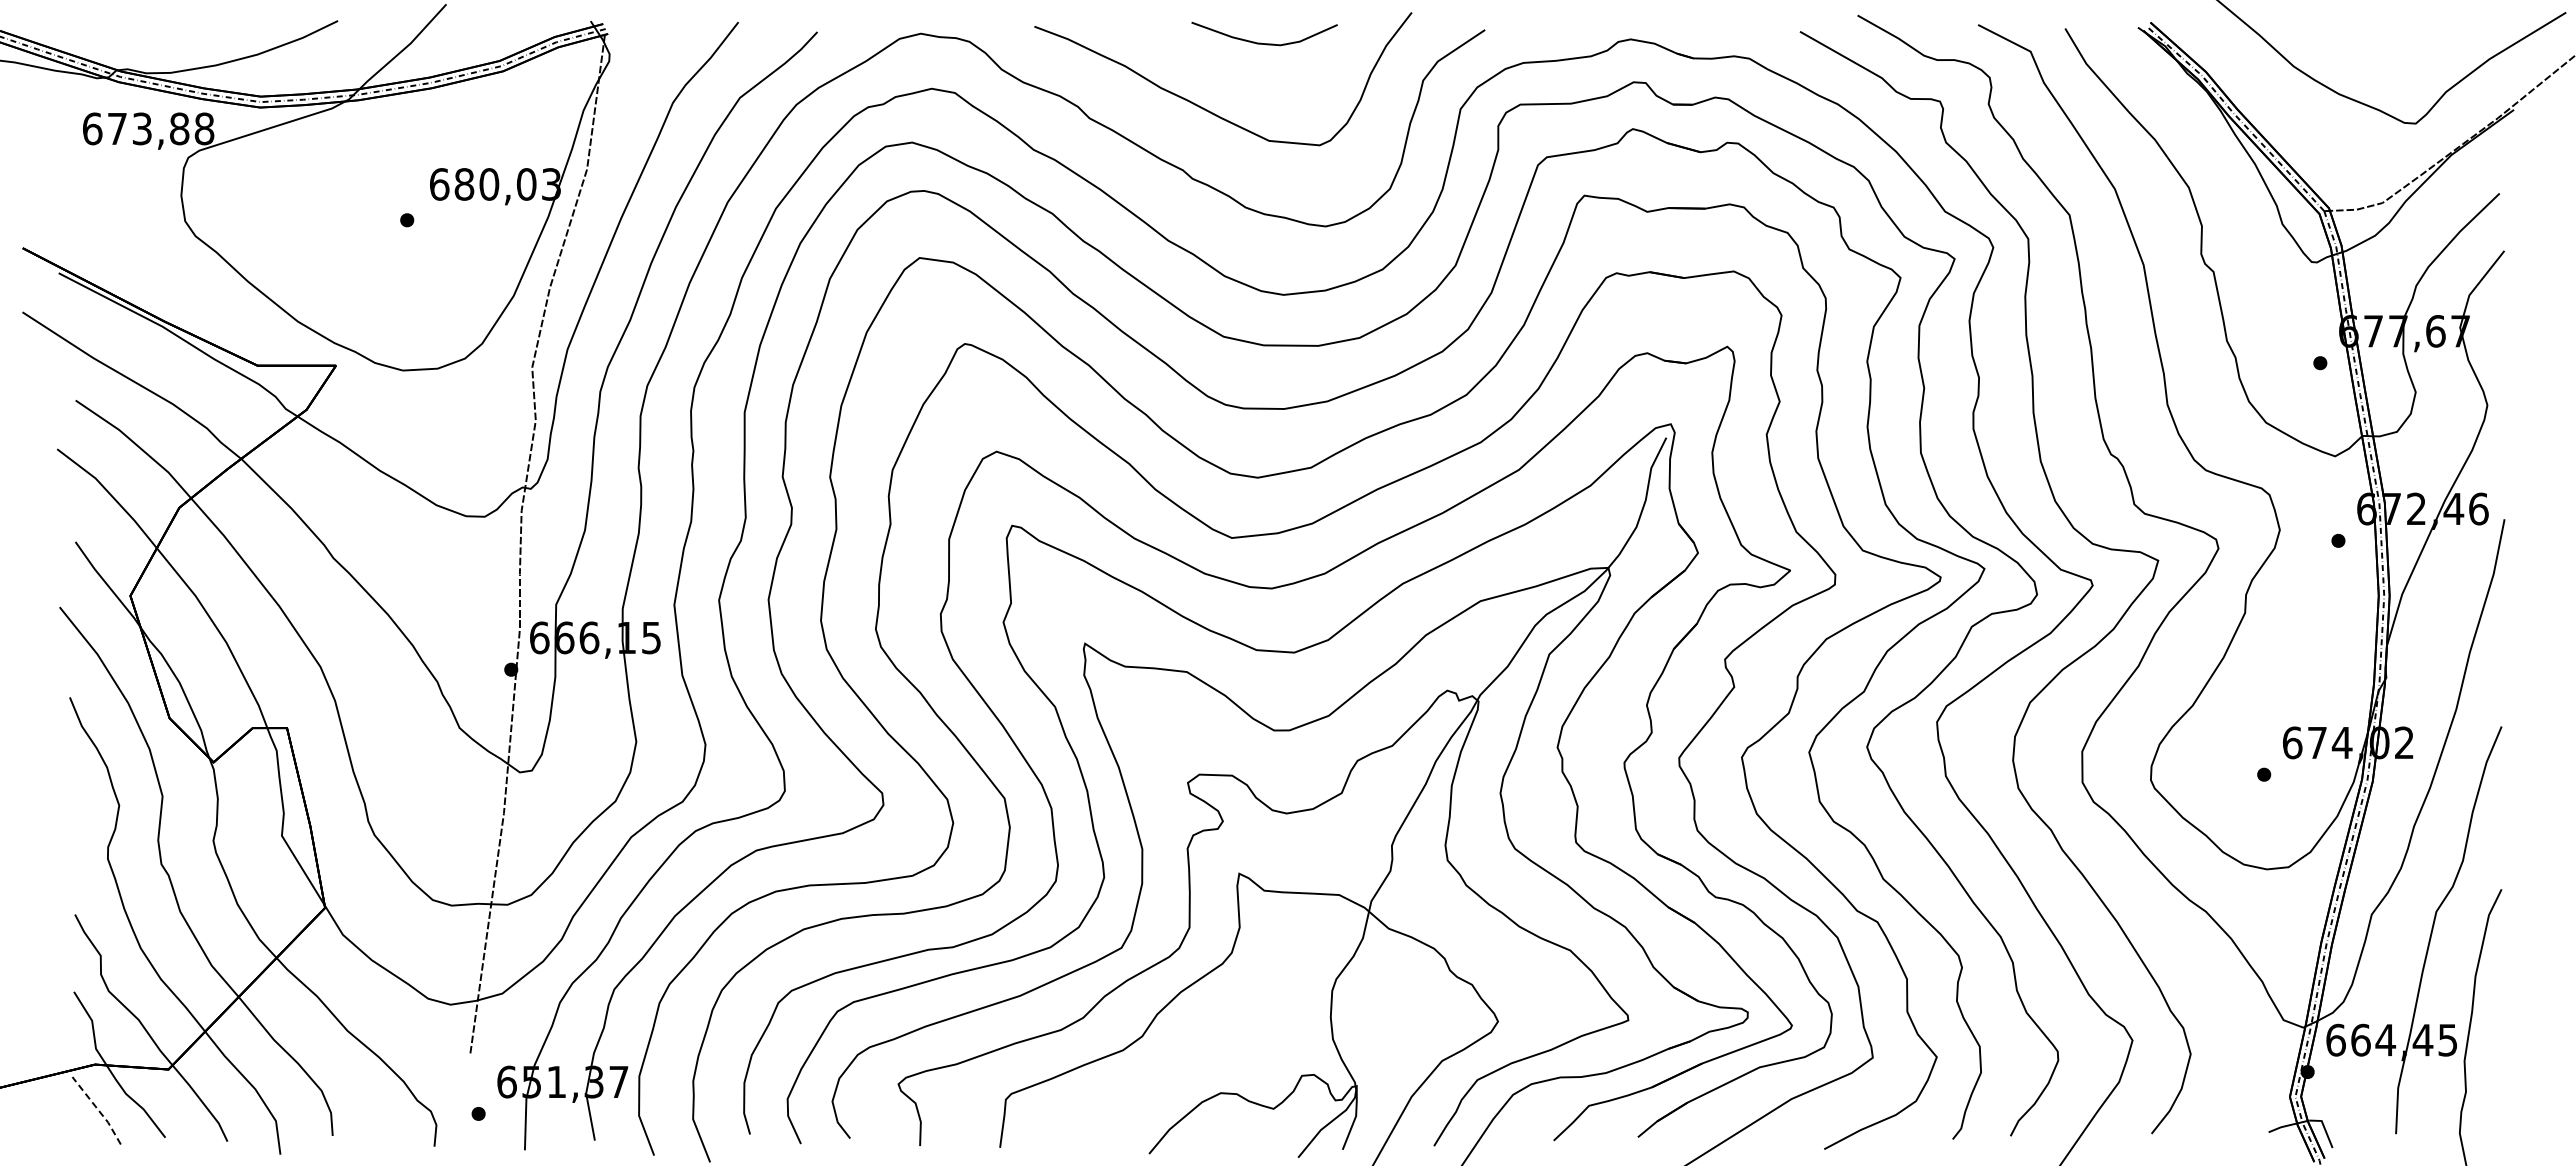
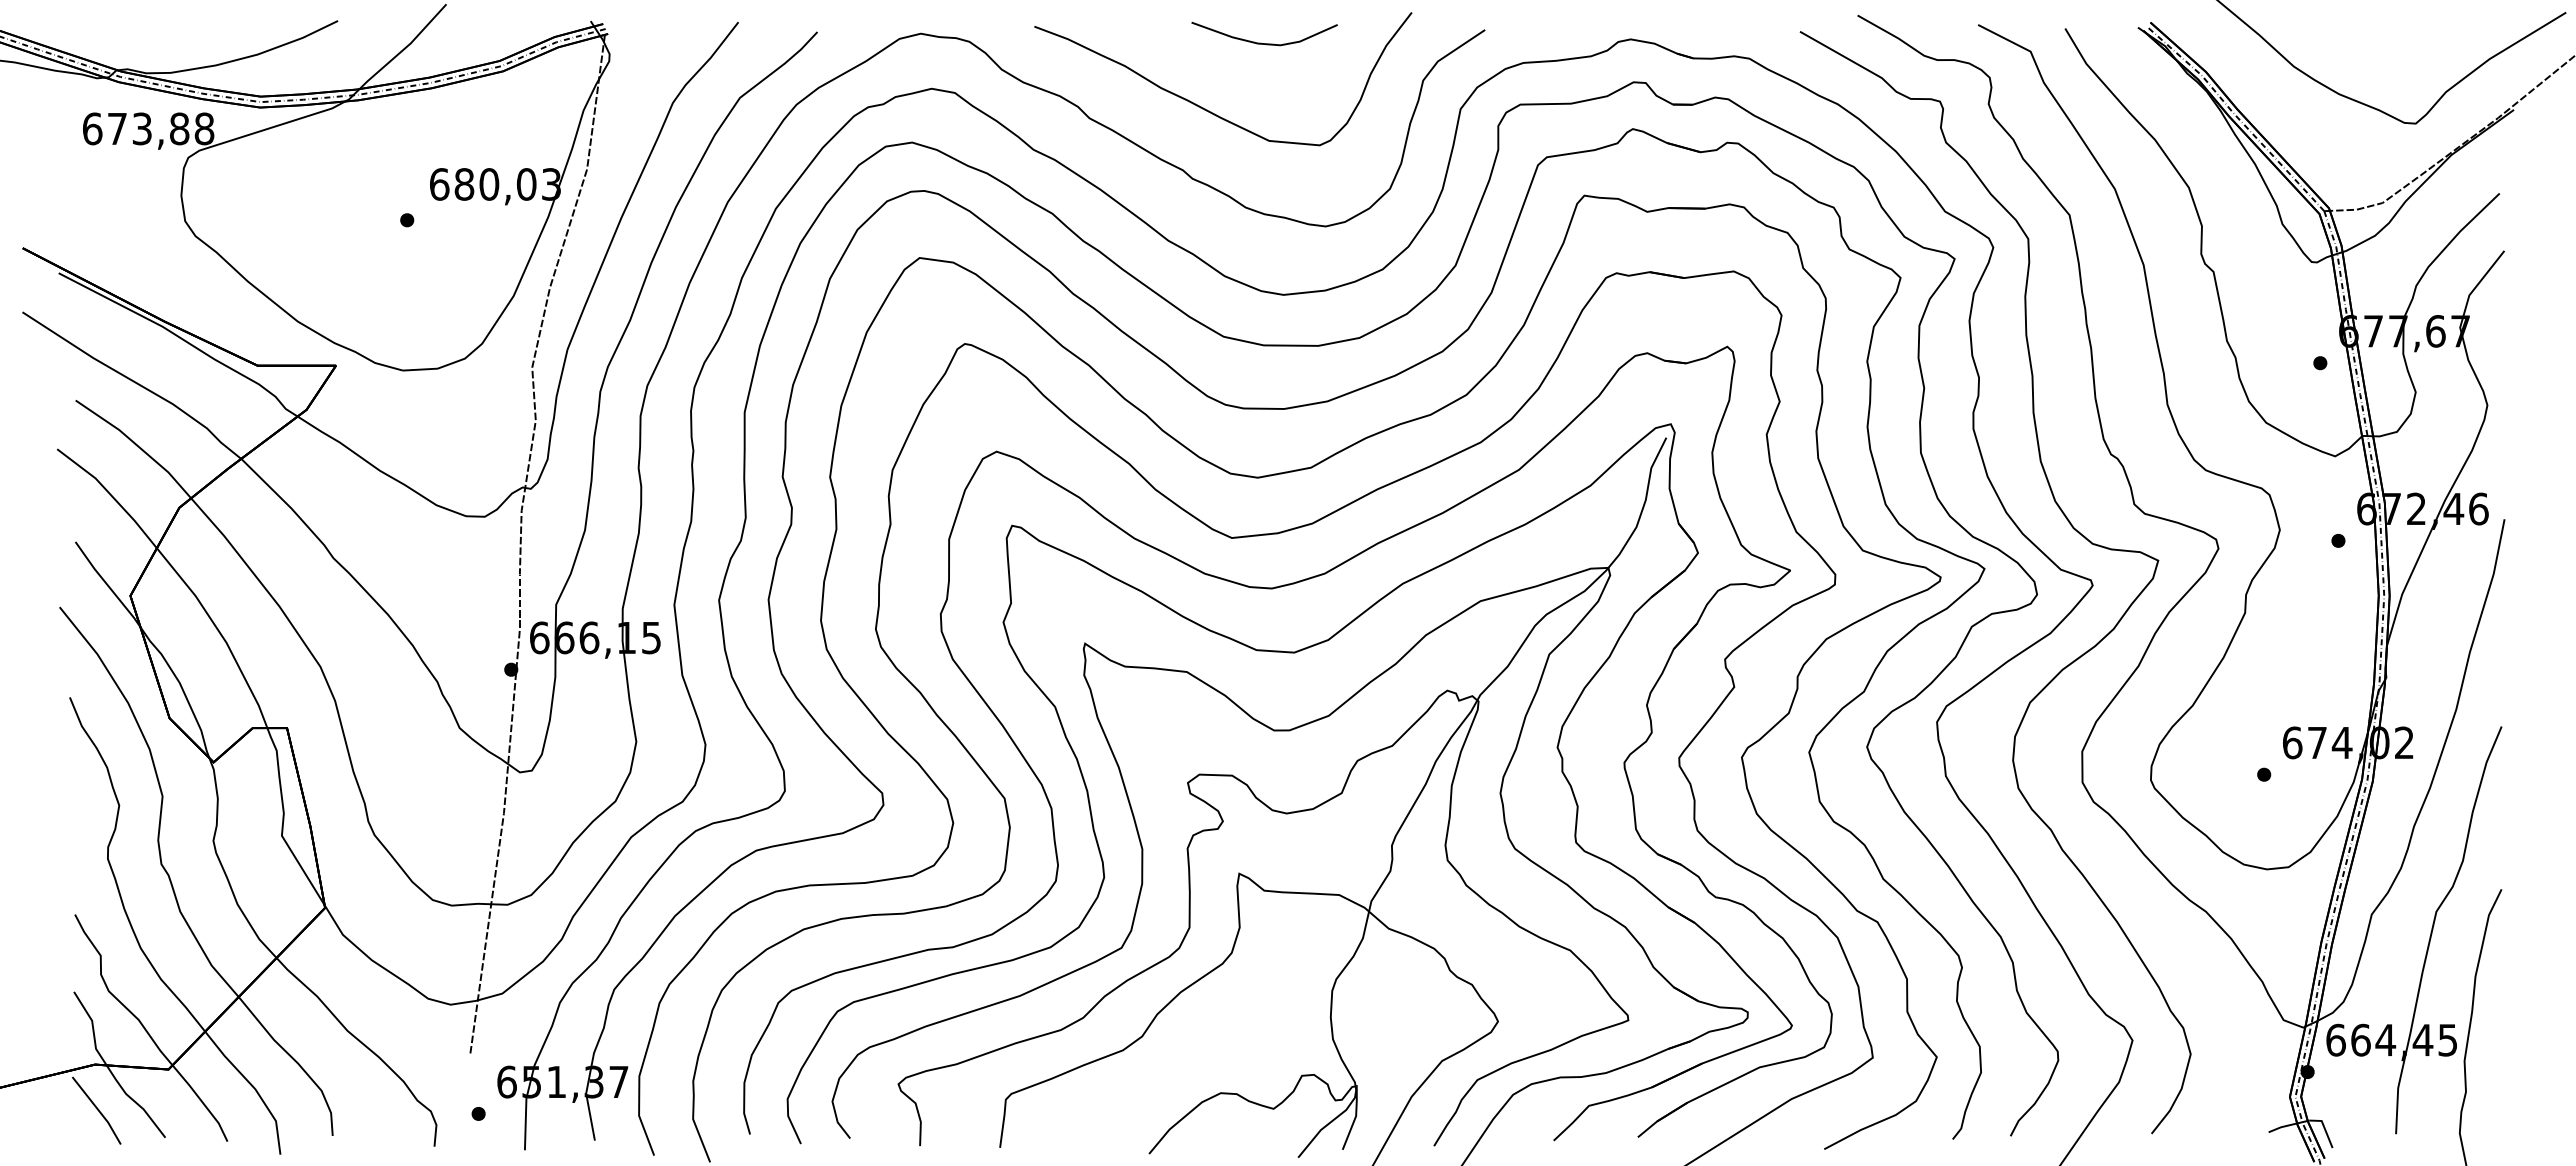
line: dashed -> solid (98, 1109)
